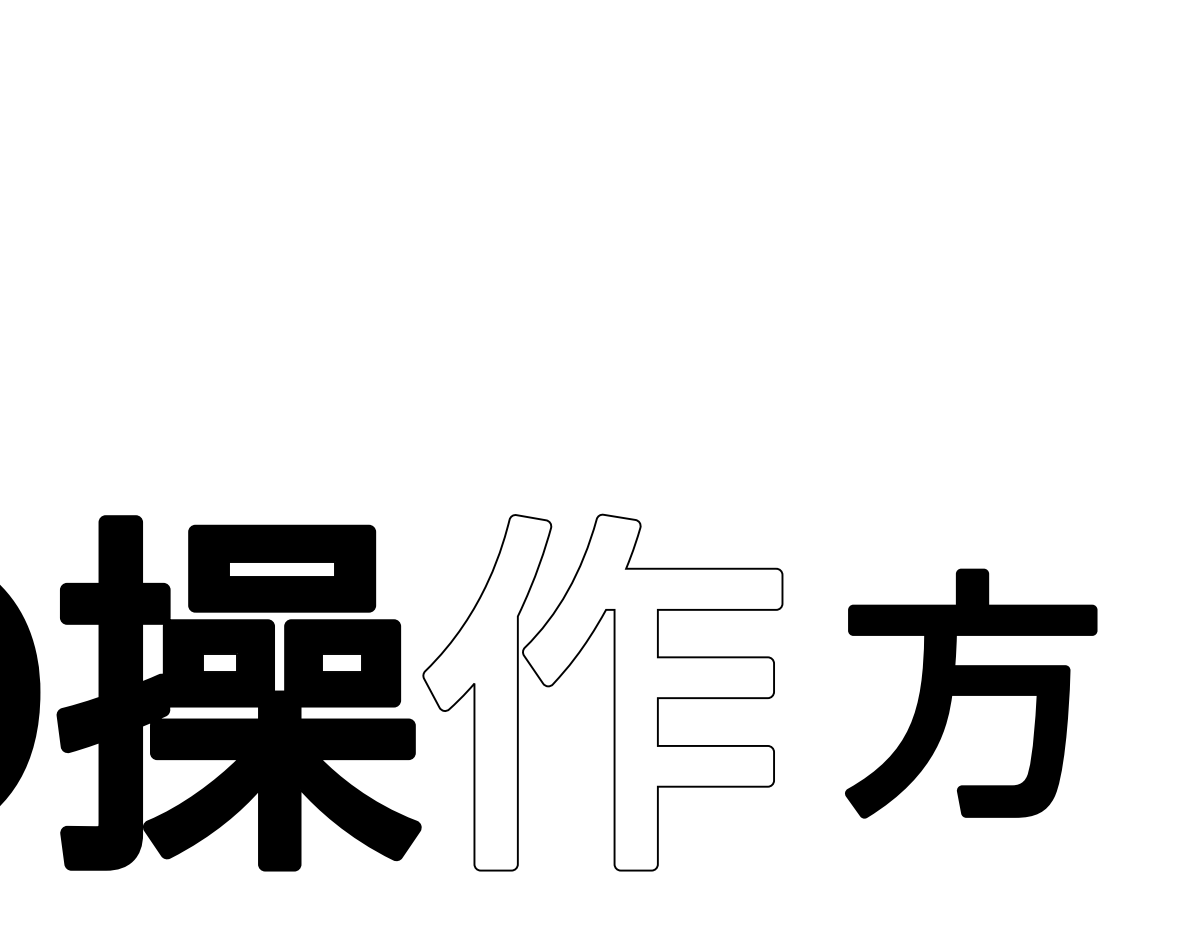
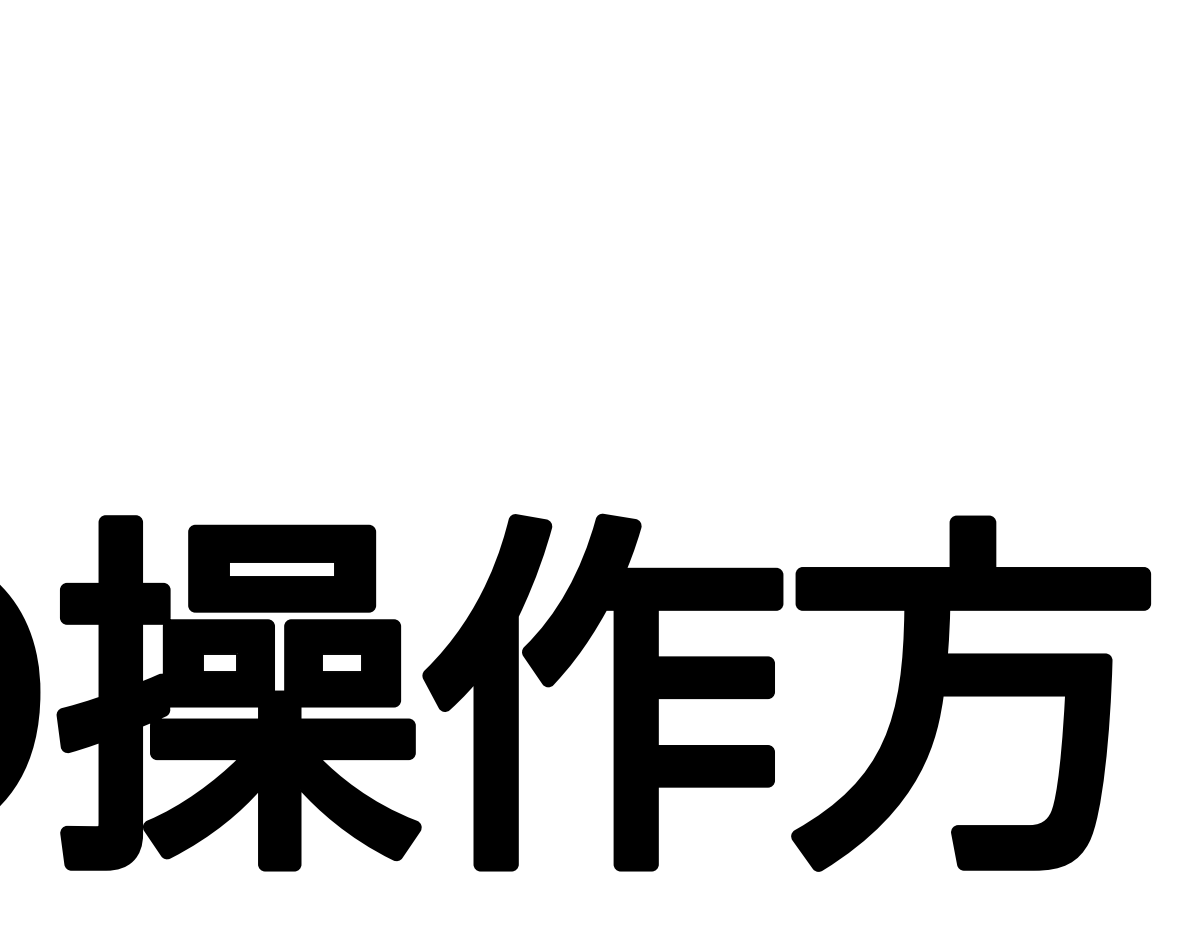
fill: none -> present (487, 692)
fill: none -> present (652, 692)
part size: 253x251 px -> 361x357 px (971, 693)
